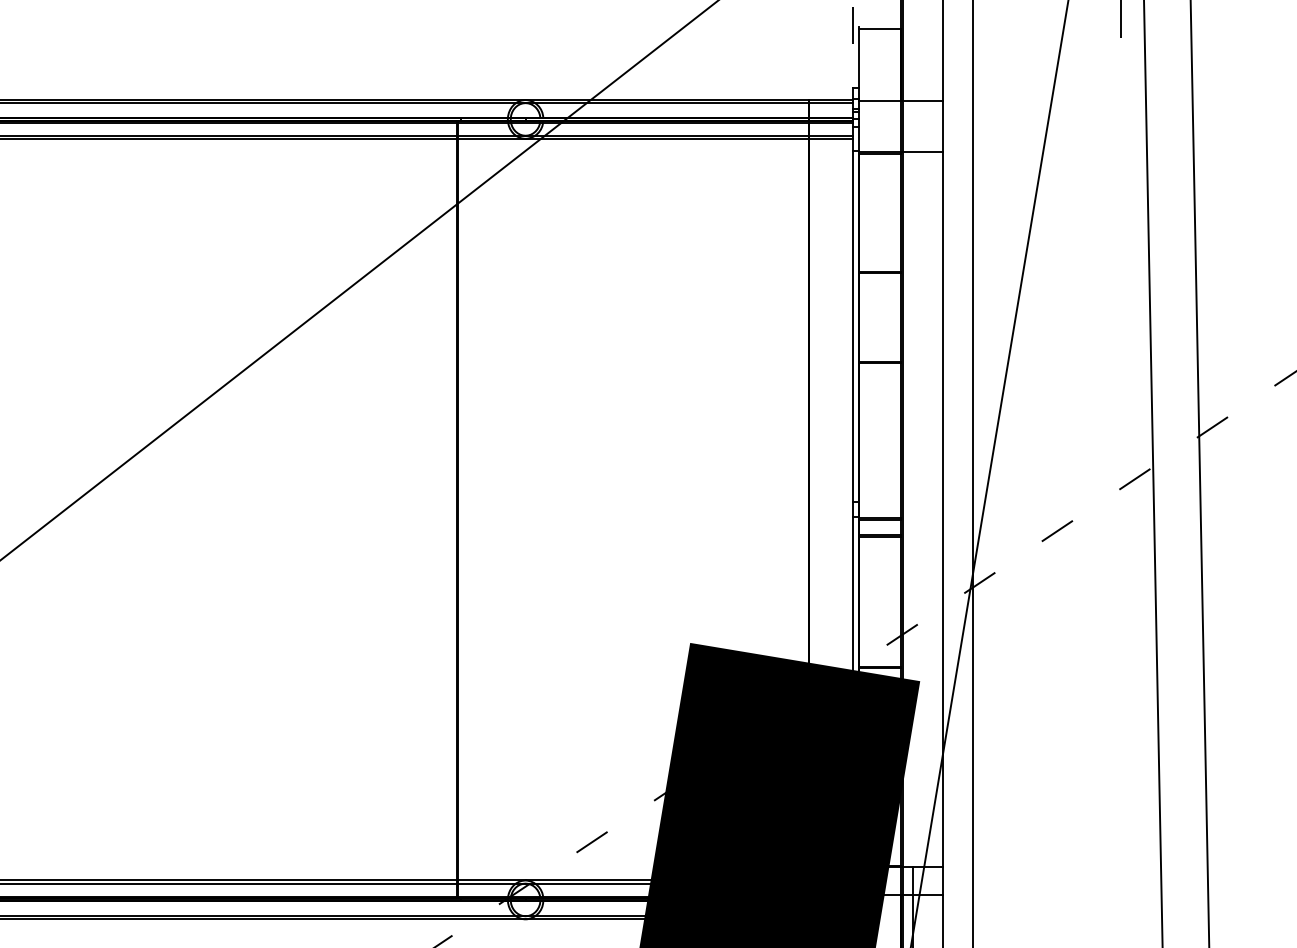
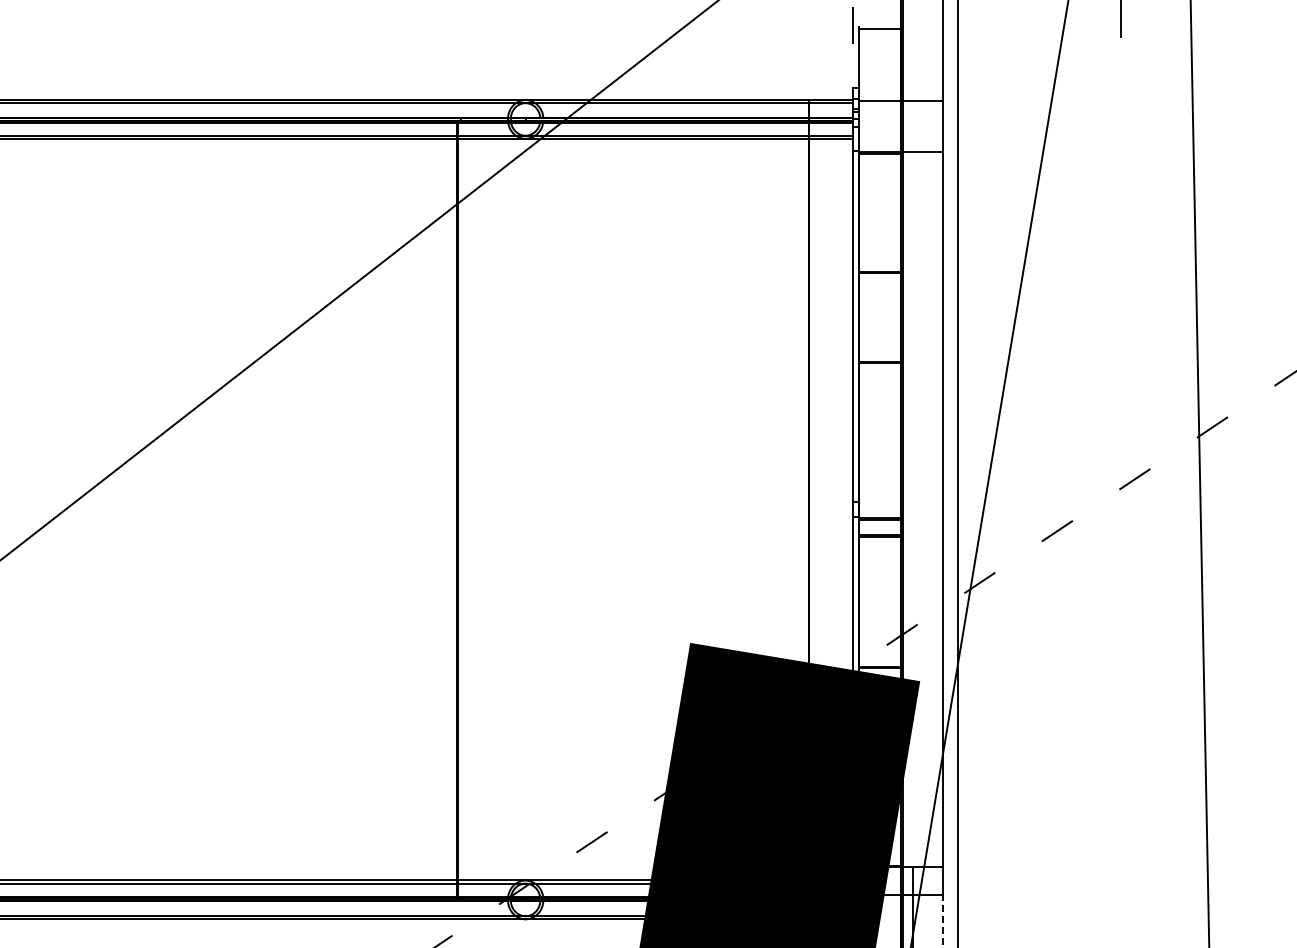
line position: (972, 473) -> (957, 473) (957, 473)
line: present -> none (1153, 473)
line: solid -> dashed (942, 921)
